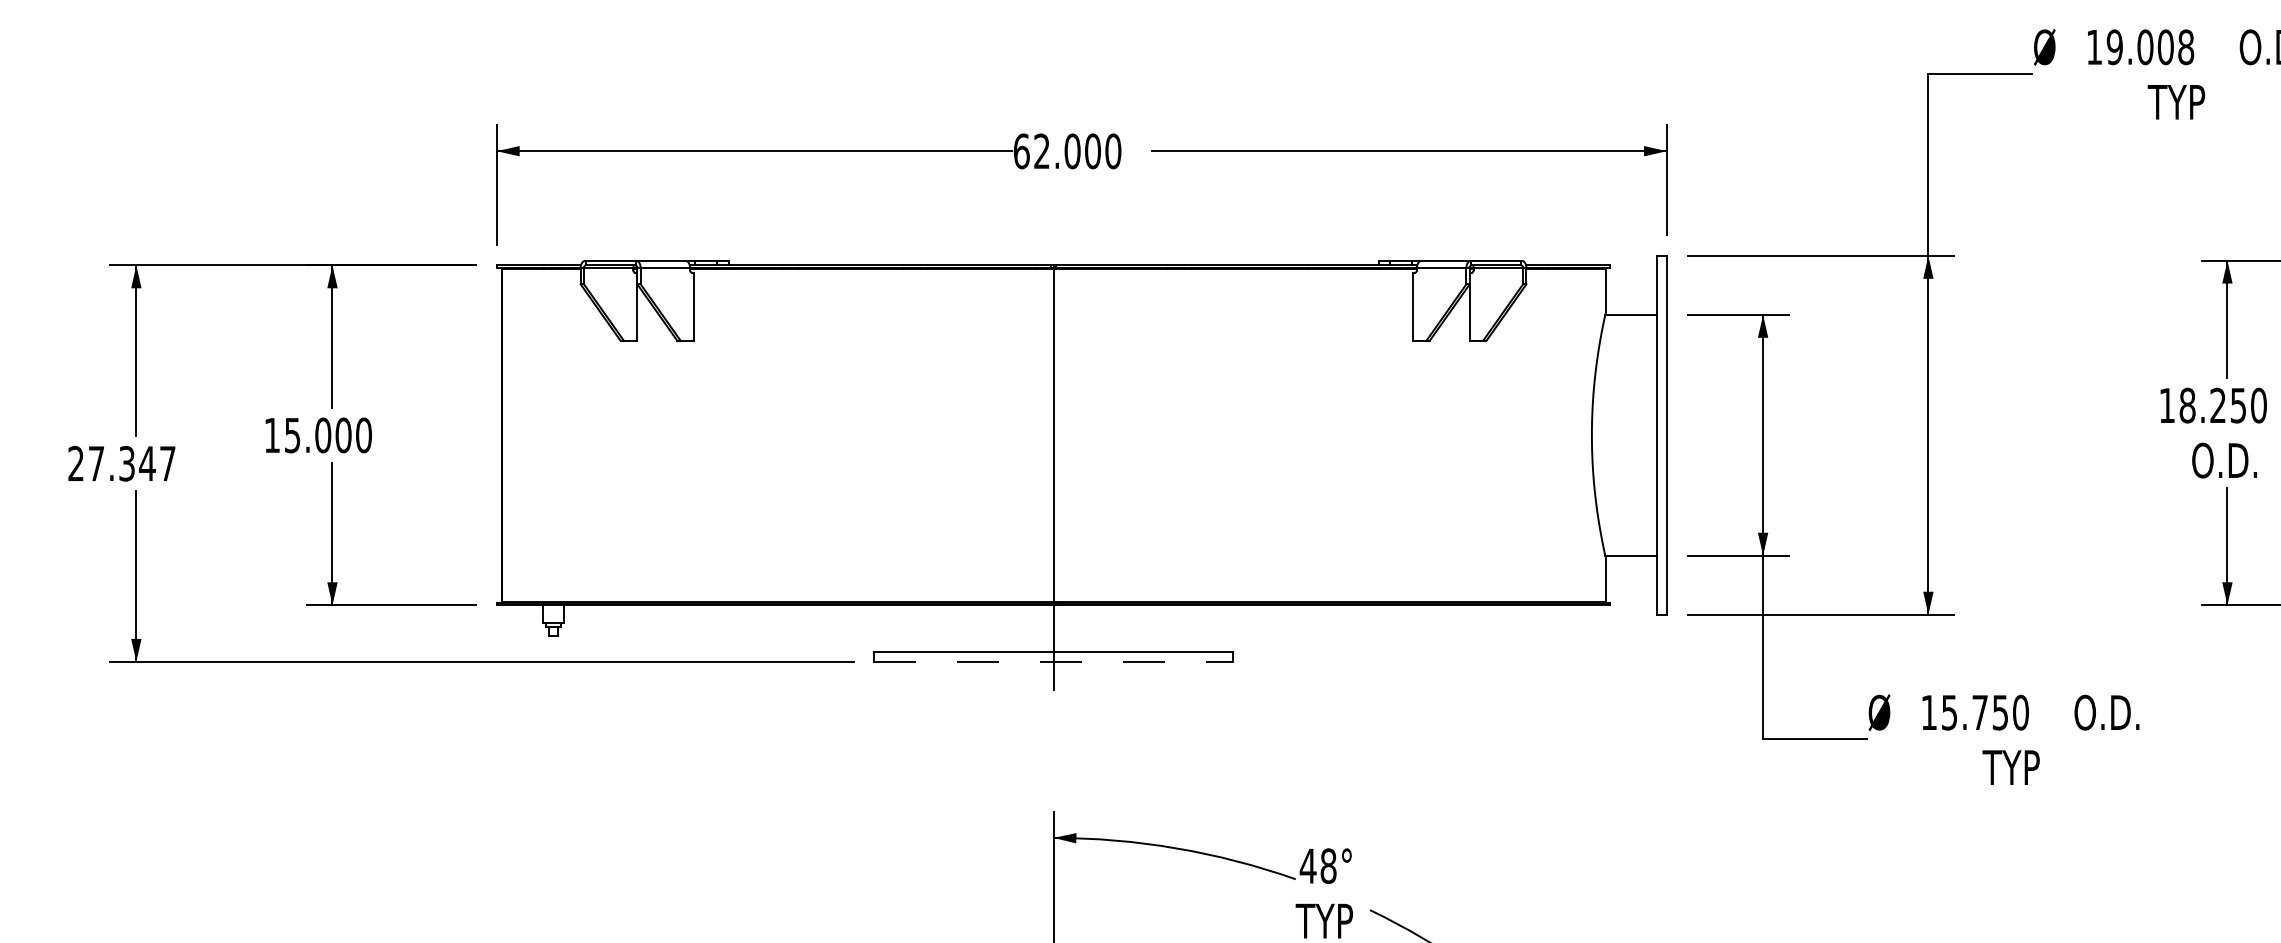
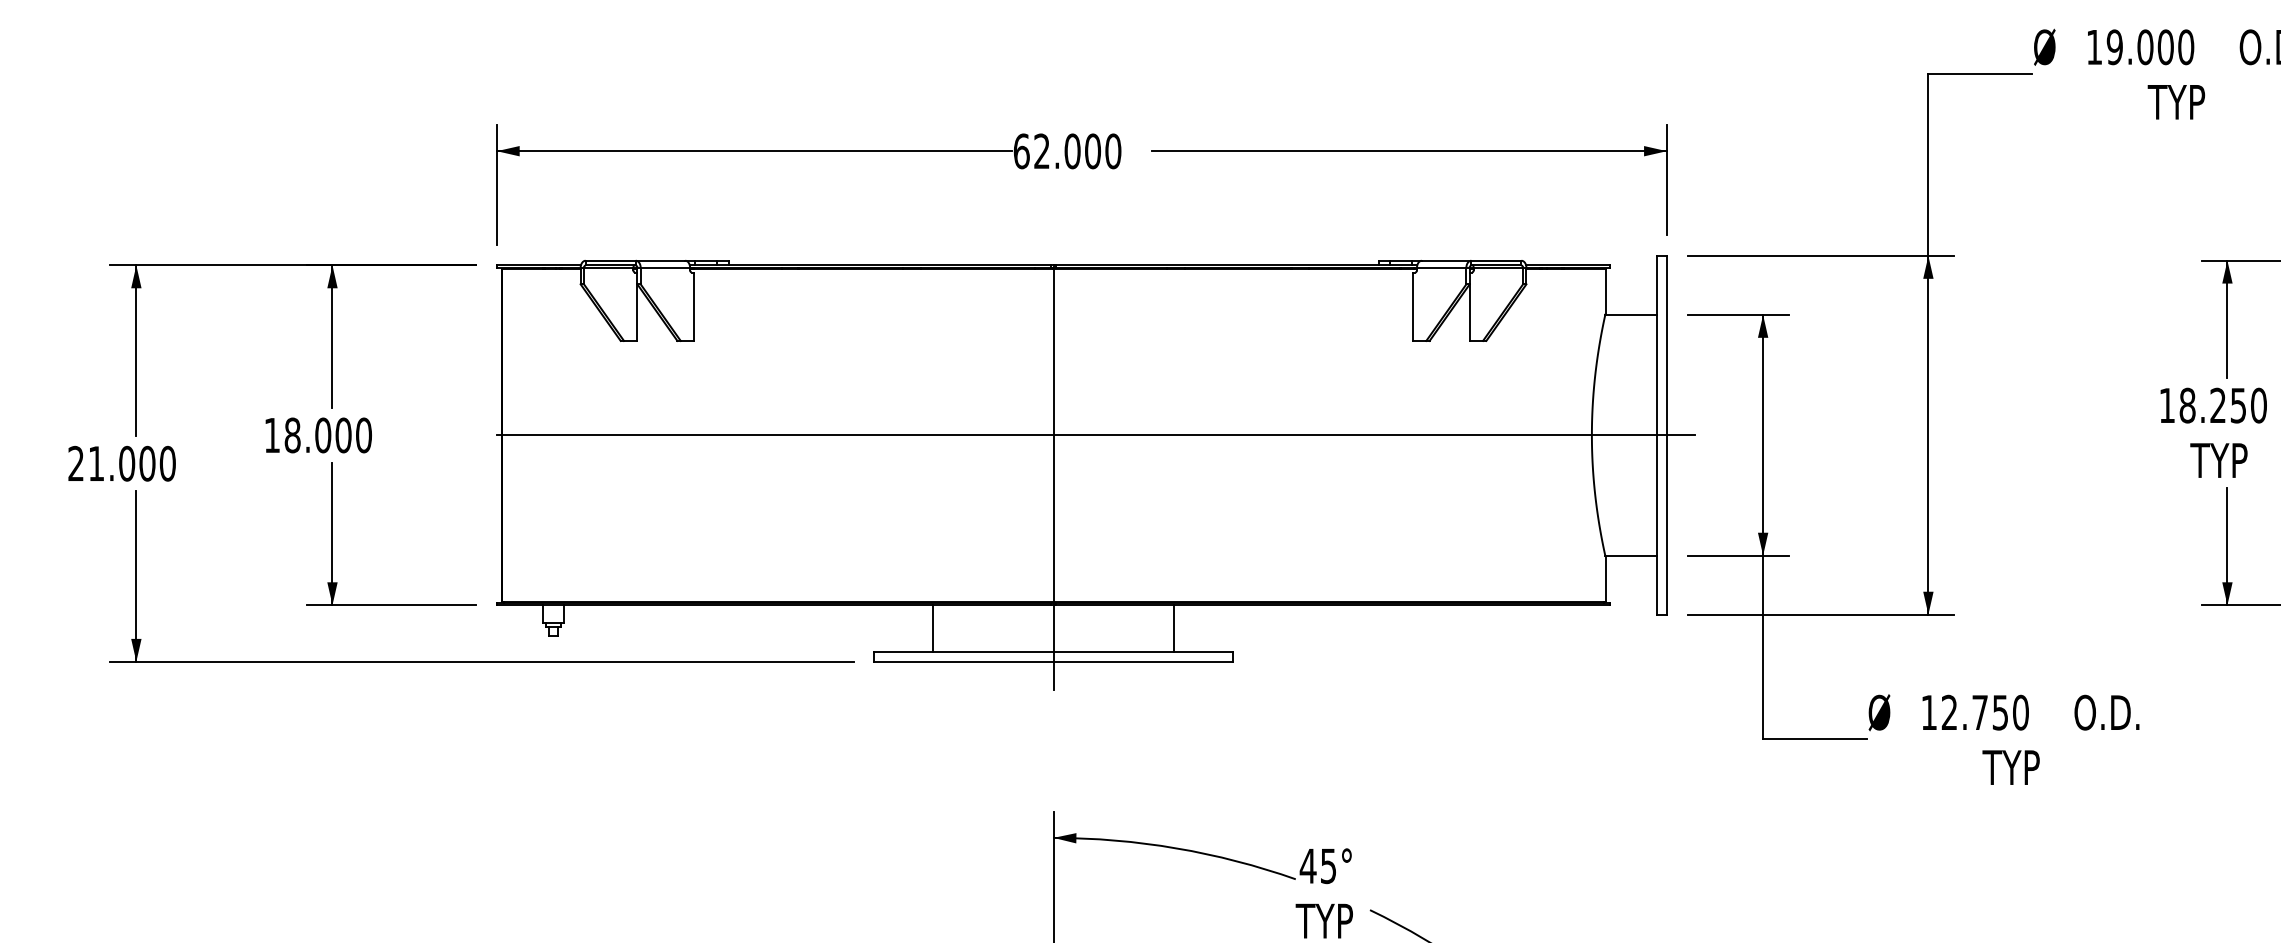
text: 19.008 -> 19.000 (2186, 46)
text: 15.000 -> 18.000 (292, 435)
line: none -> present (1095, 435)
text: O.D. -> TYP (2223, 460)
text: 27.347 -> 21.000 (132, 463)
line: none -> present (933, 628)
line: none -> present (1173, 628)
line: dashed -> solid (1054, 661)
text: 15.750 -> 12.750 (1948, 712)
text: 48° -> 45° (1328, 866)
